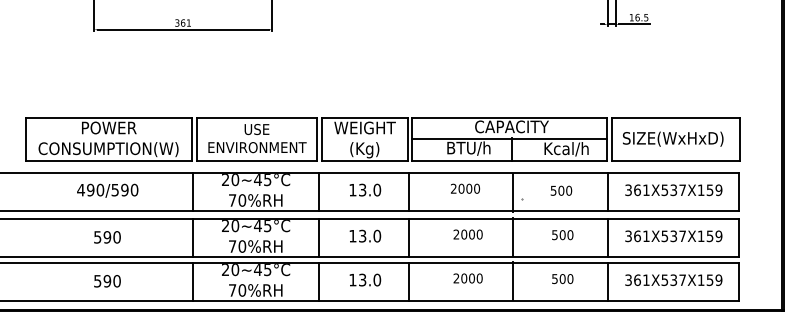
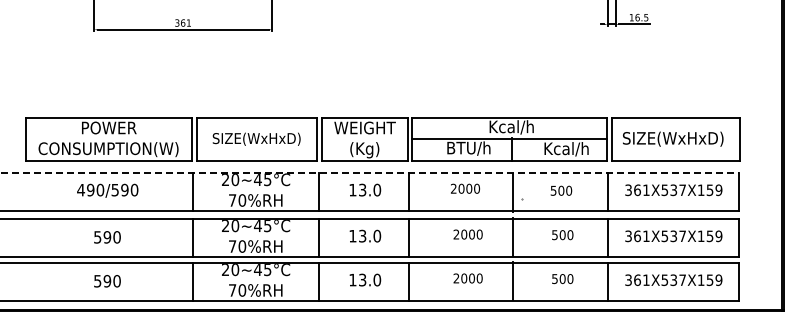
text: CAPACITY -> Kcal/h (511, 127)
text: USE ENVIRONMENT -> SIZE(WxHxD) (257, 138)
line: solid -> dashed (370, 172)
